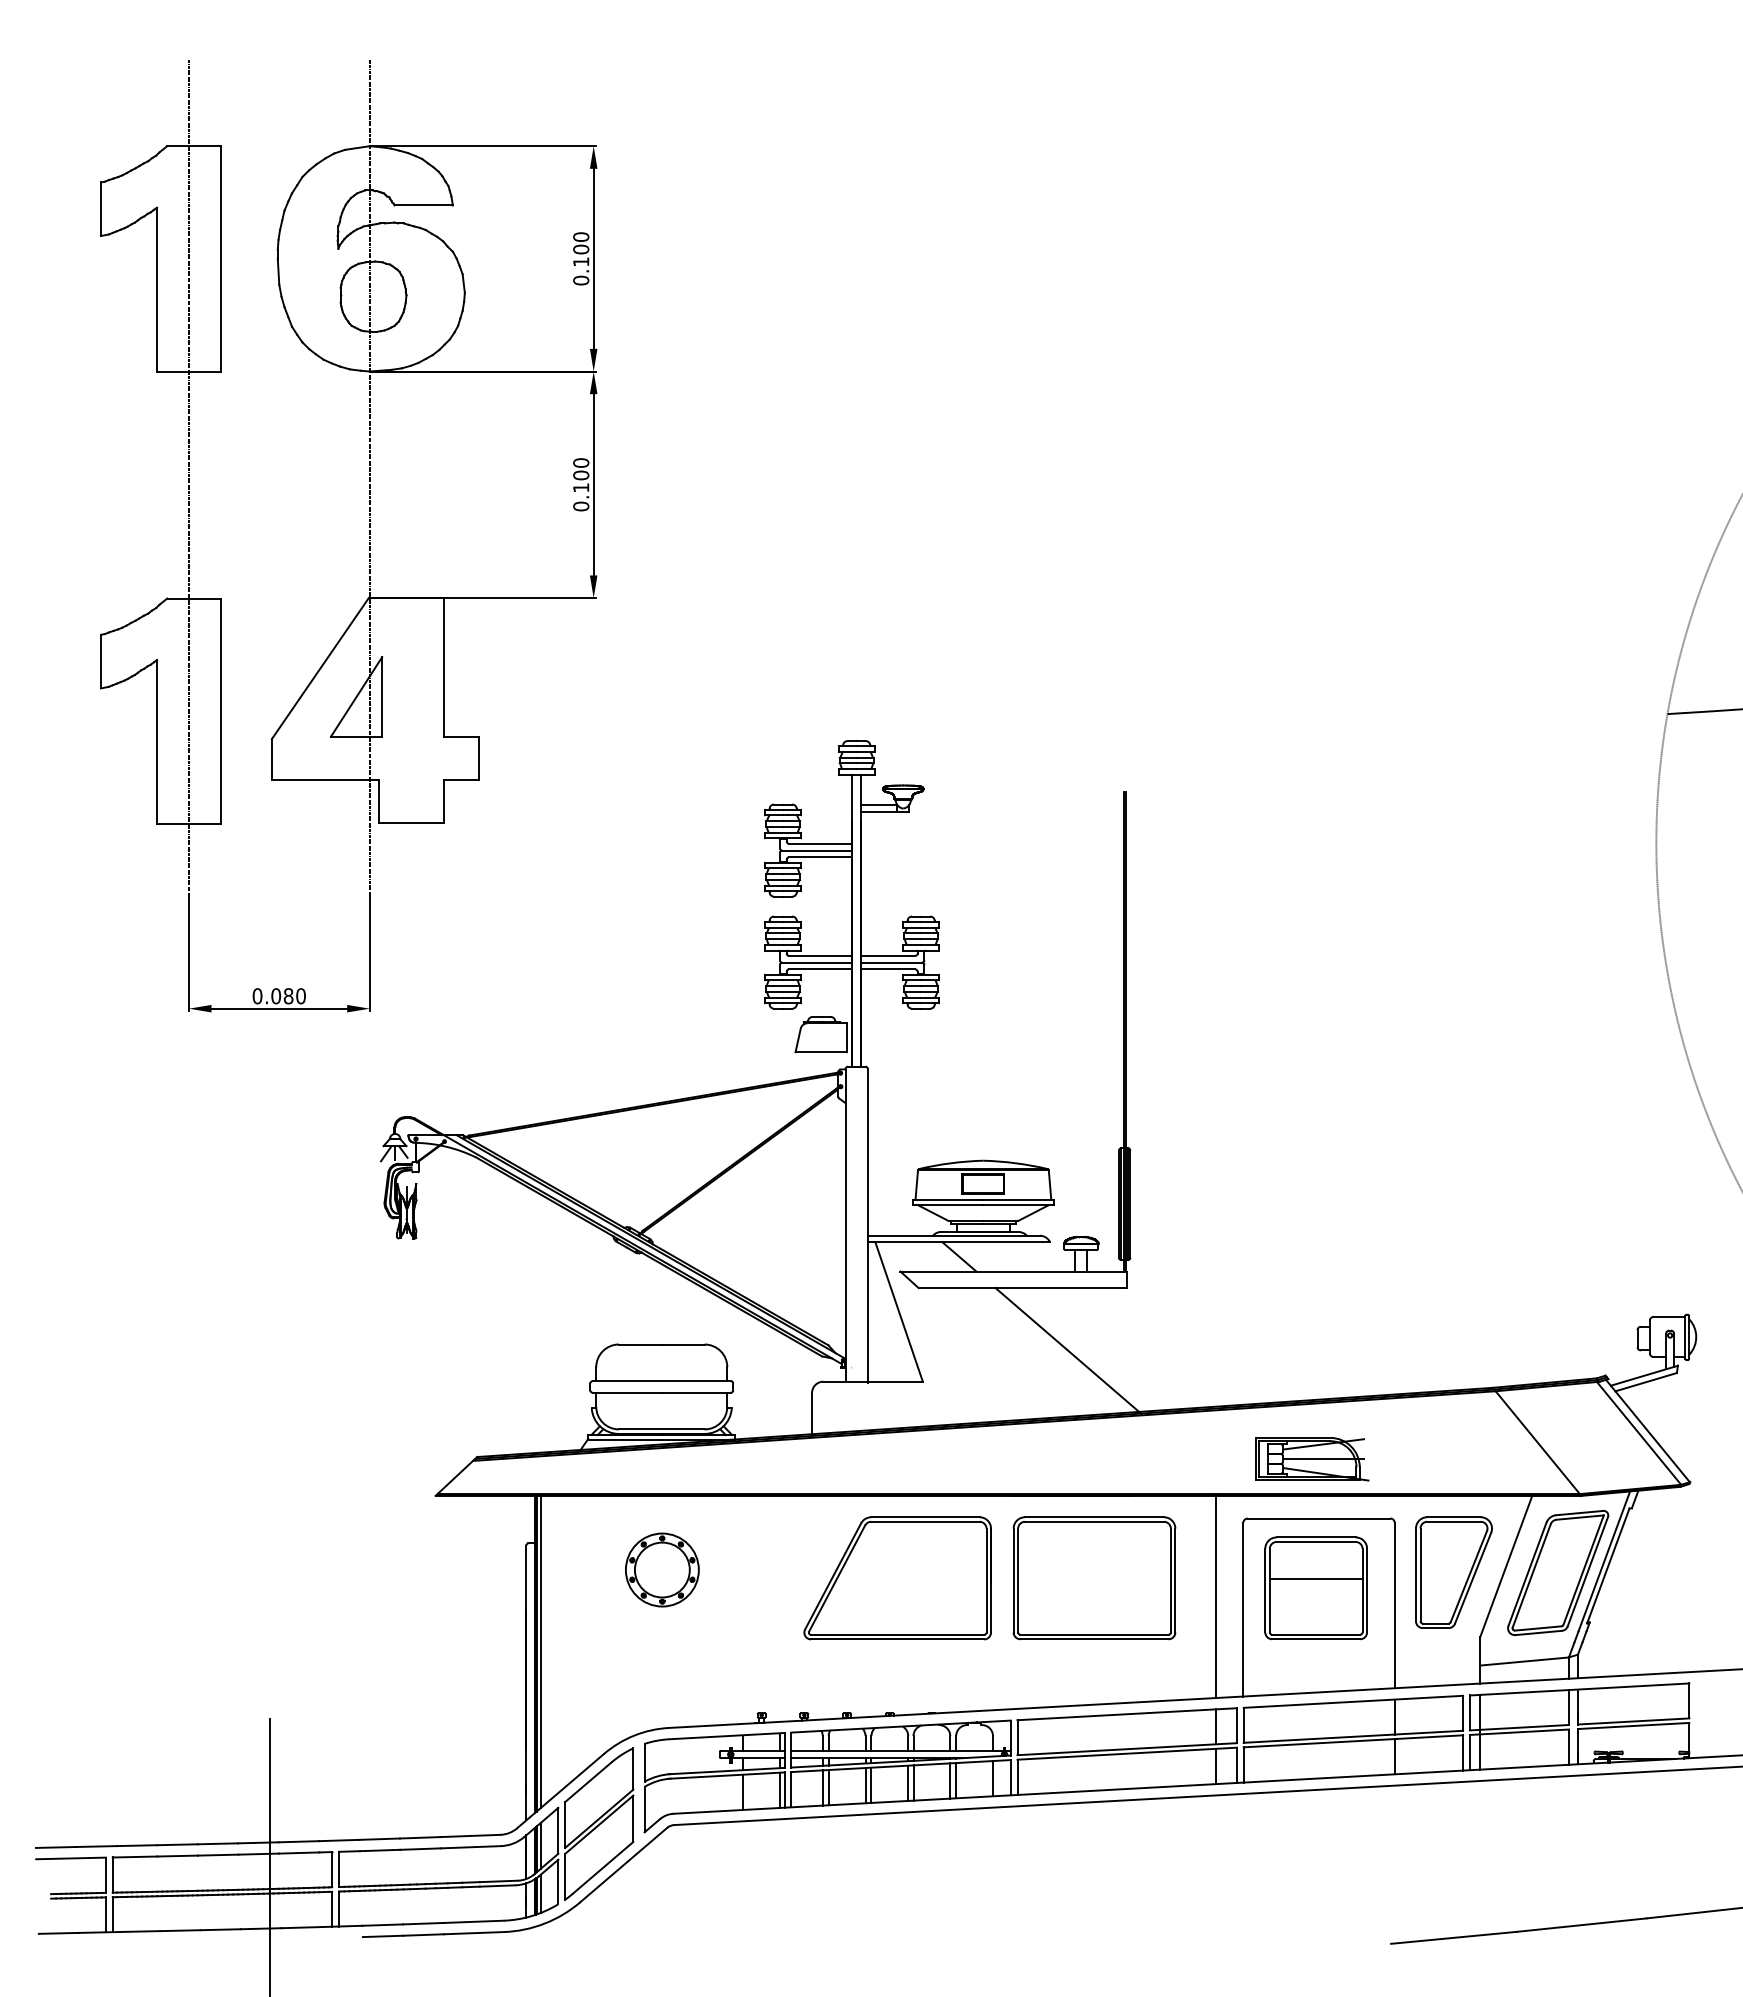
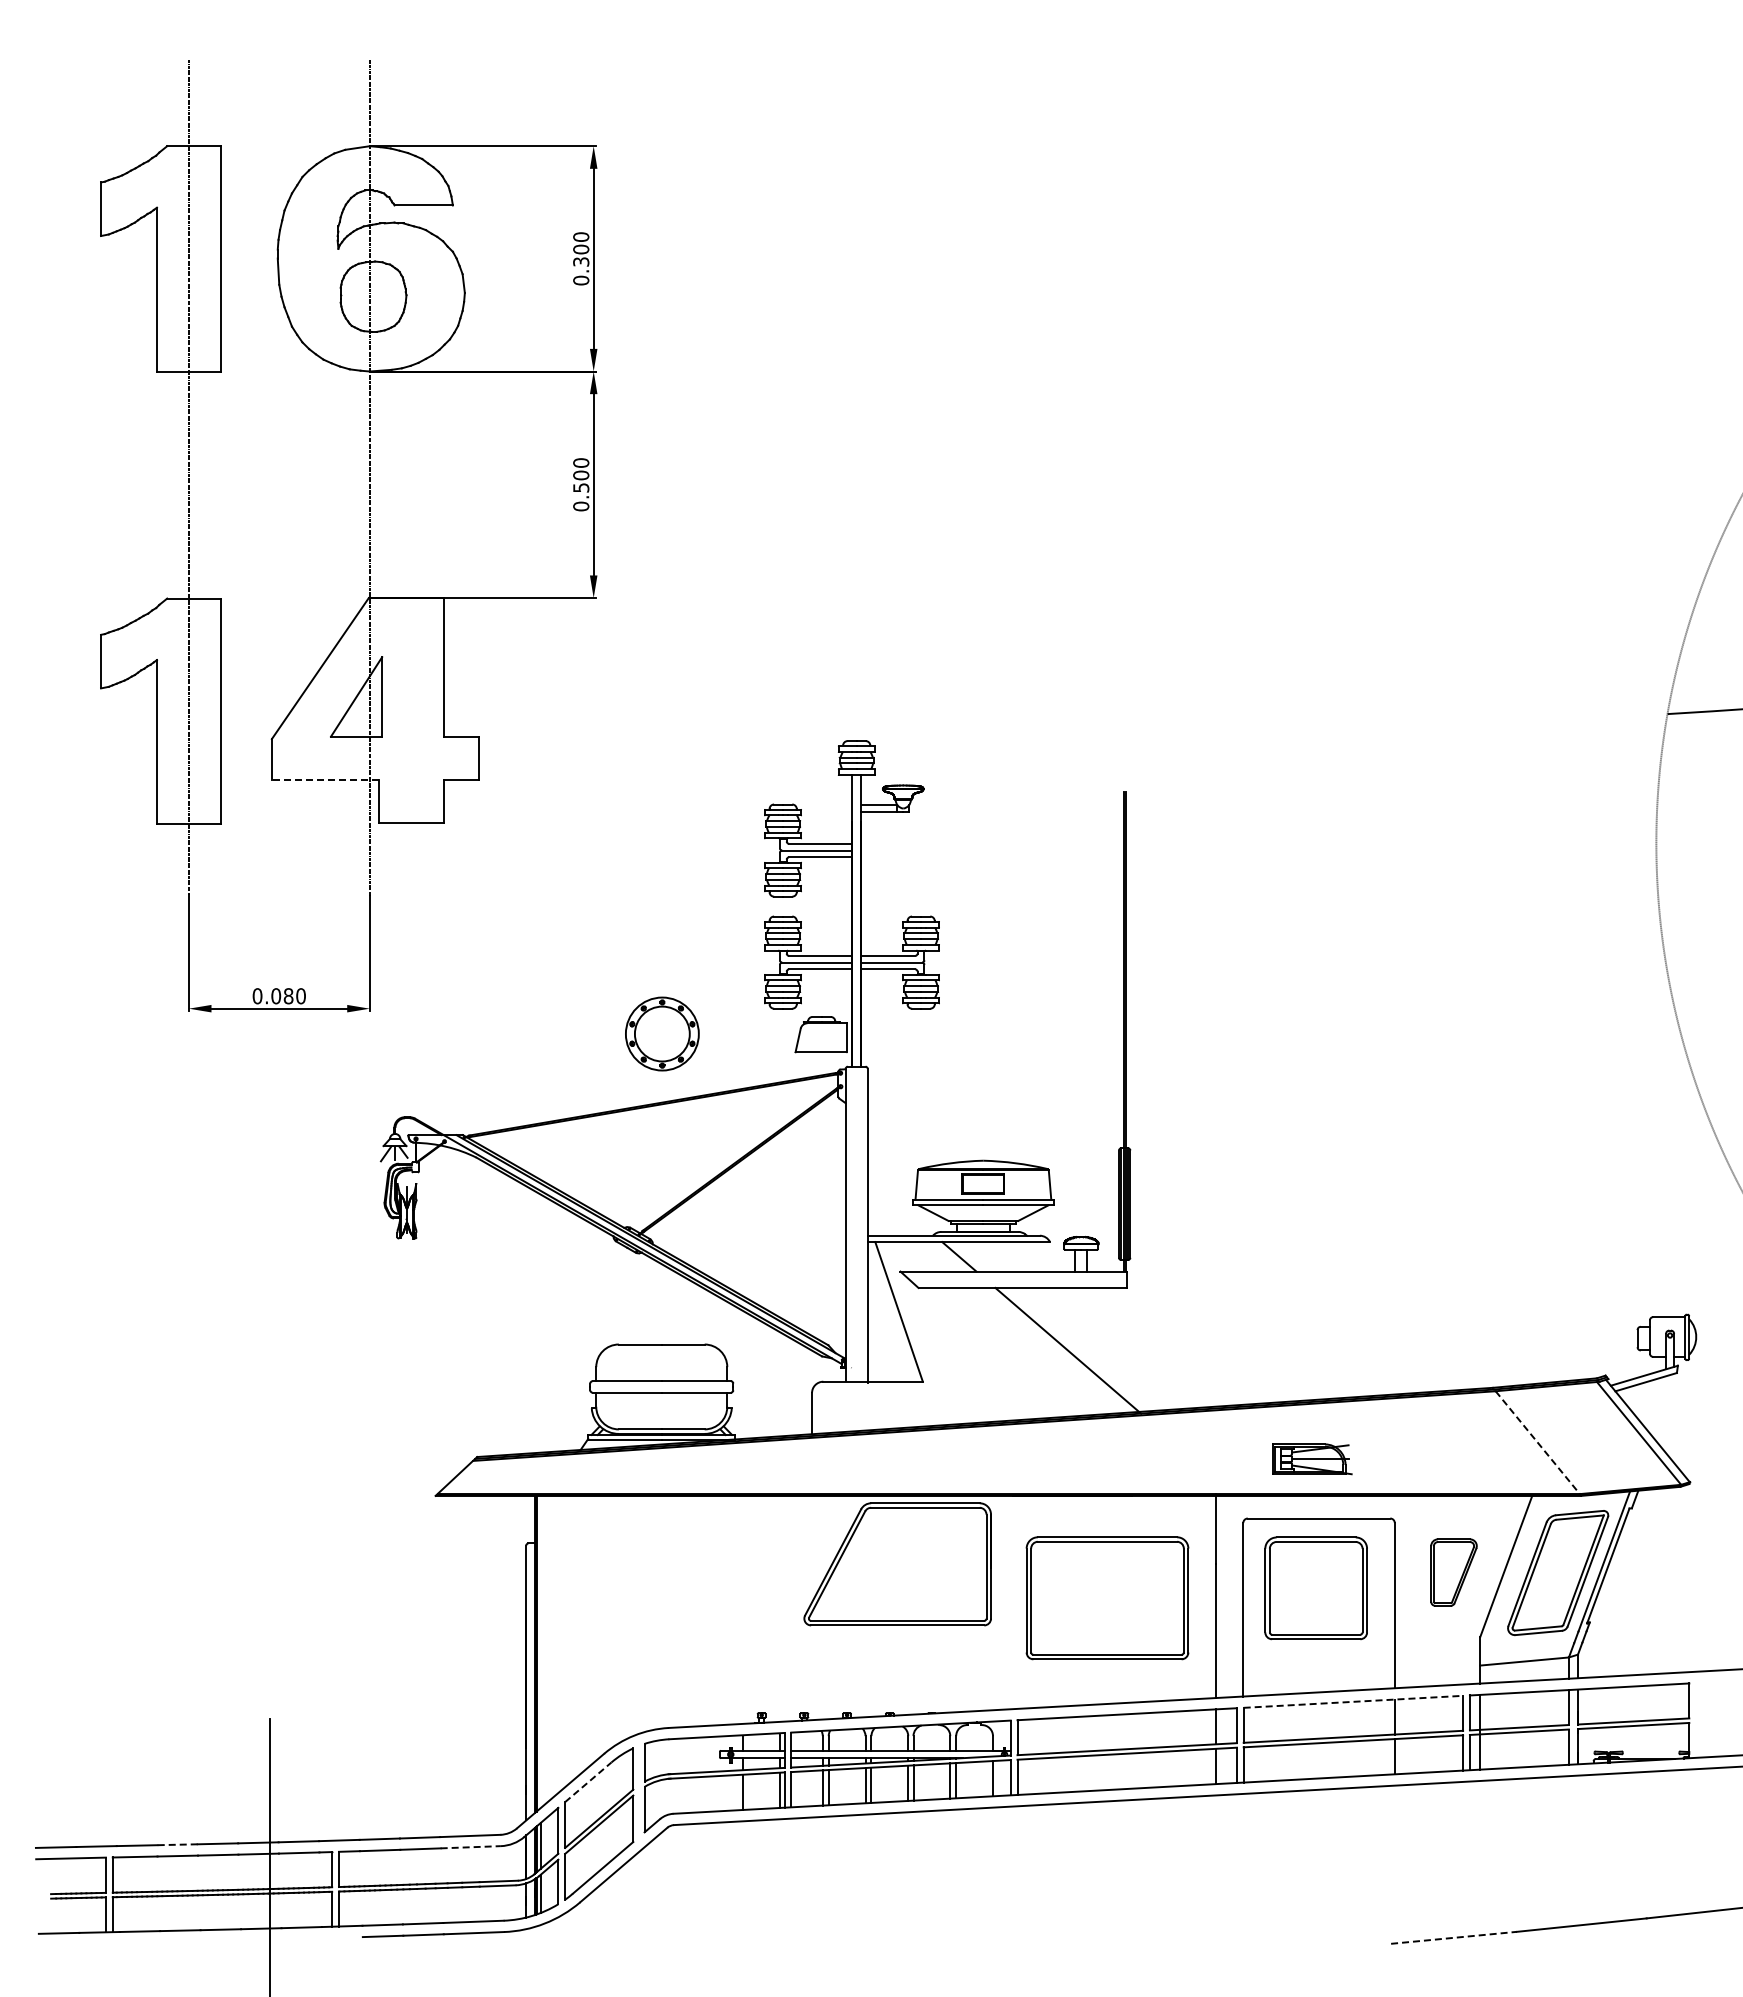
text: 0.100 -> 0.300 (581, 261)
text: 0.100 -> 0.500 (581, 487)
line: solid -> dashed (325, 780)
line: solid -> dashed (1538, 1443)
part size: 115x45 px -> 81x33 px (1312, 1459)
part position: (662, 1569) -> (662, 1033) (662, 1033)
part size: 78x113 px -> 48x69 px (1453, 1572)
part position: (897, 1578) -> (897, 1564) (897, 1564)
part position: (1094, 1578) -> (1107, 1598) (1107, 1598)
line: present -> none (1315, 1578)
line: present -> none (541, 1651)
line: solid -> dashed (1353, 1701)
line: solid -> dashed (588, 1781)
line: solid -> dashed (177, 1844)
line: solid -> dashed (471, 1847)
line: solid -> dashed (1454, 1937)
